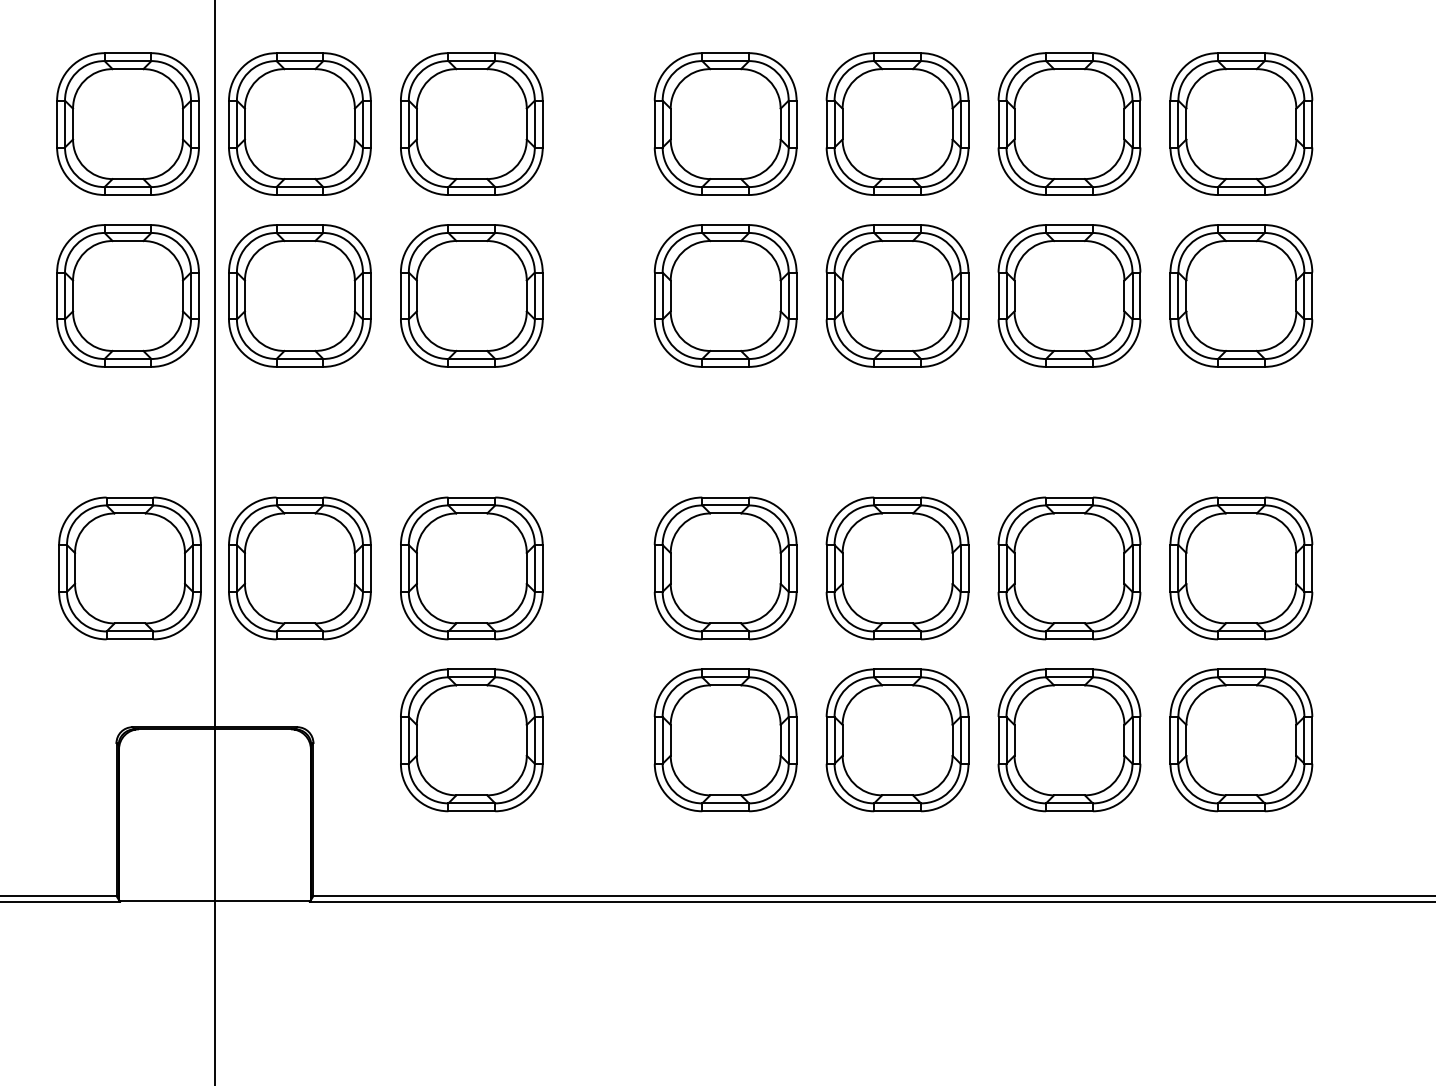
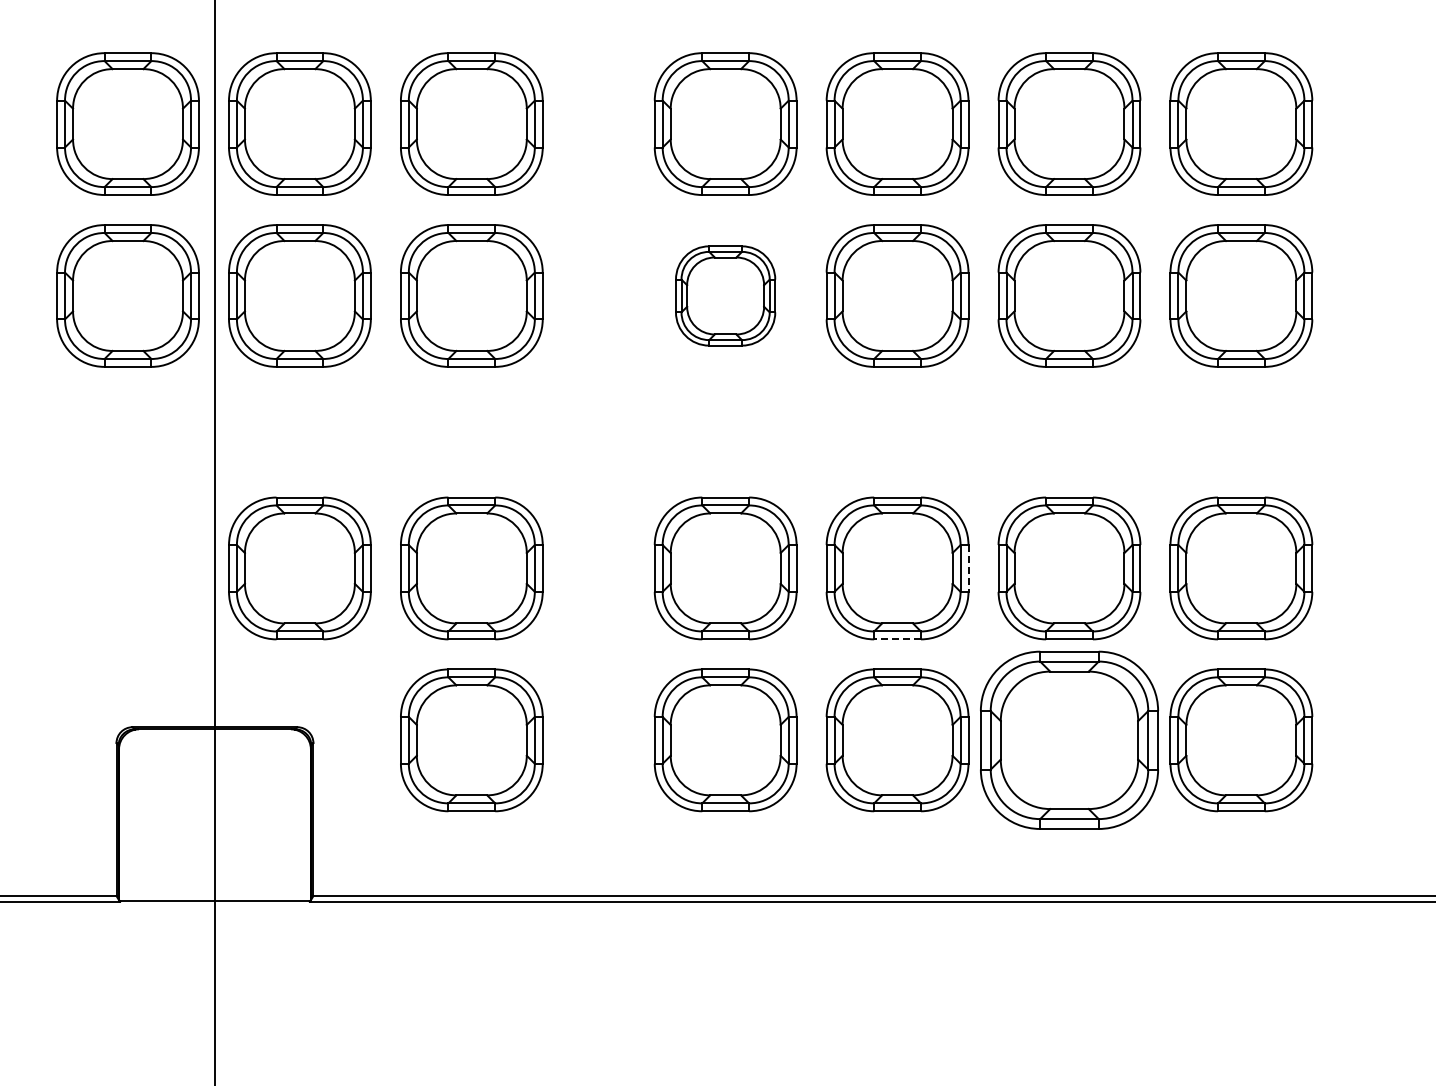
part size: 145x144 px -> 102x102 px (725, 295)
part: present -> none (129, 568)
line: solid -> dashed (968, 568)
line: solid -> dashed (897, 639)
part size: 145x145 px -> 179x180 px (1069, 739)
